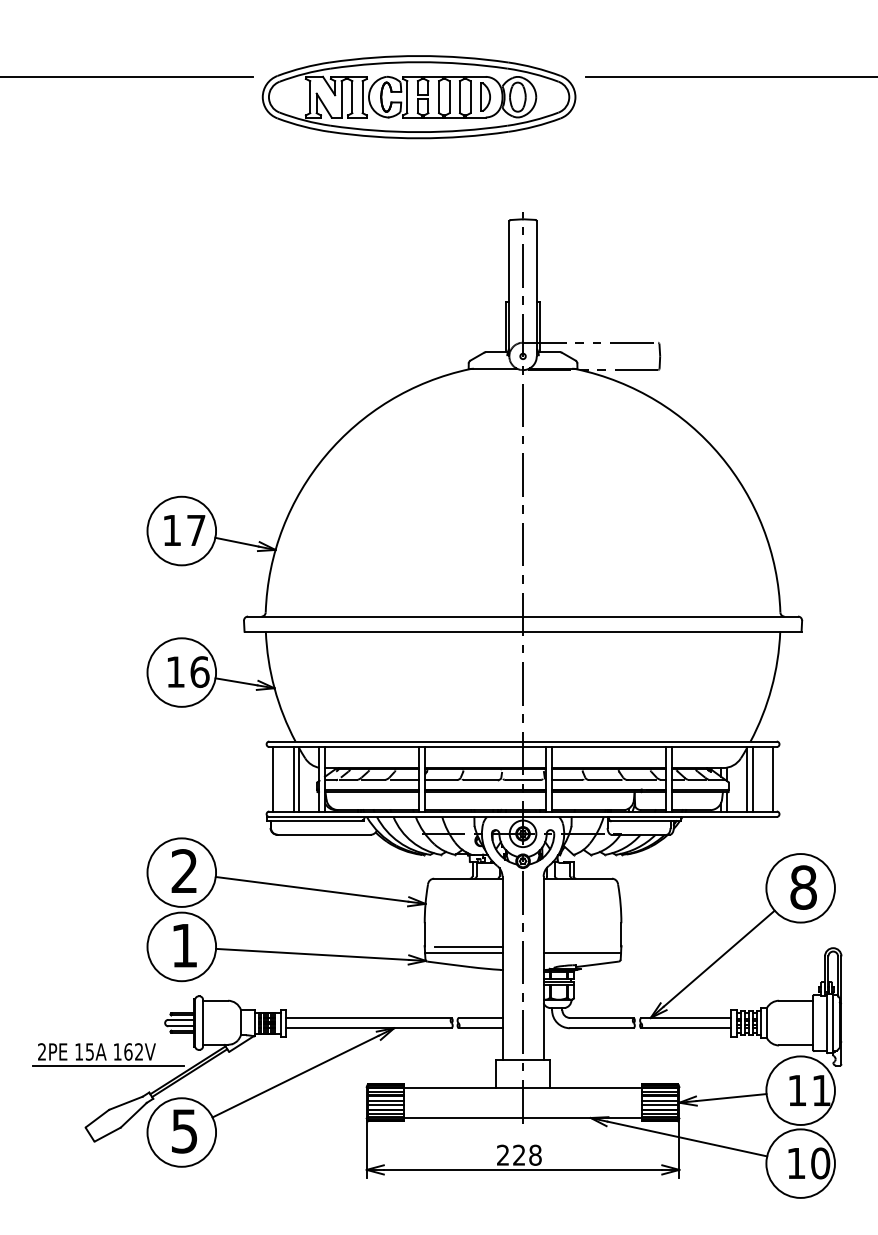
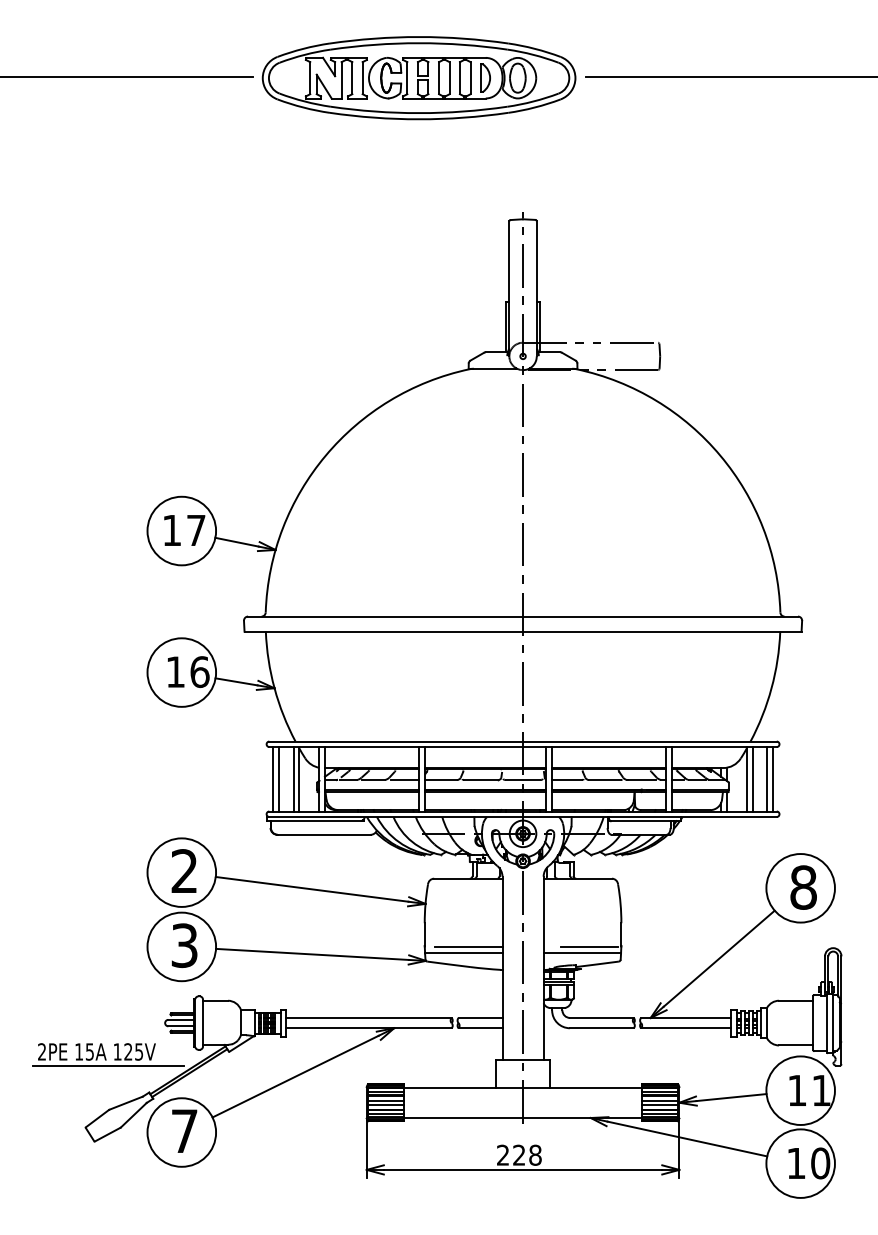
part position: (418, 97) -> (418, 78) (418, 78)
line: none -> present (278, 779)
line: none -> present (767, 779)
text: 1 -> 3 (184, 945)
line: none -> present (589, 946)
text: 162V -> 125V (133, 1051)
text: 5 -> 7 (184, 1131)
